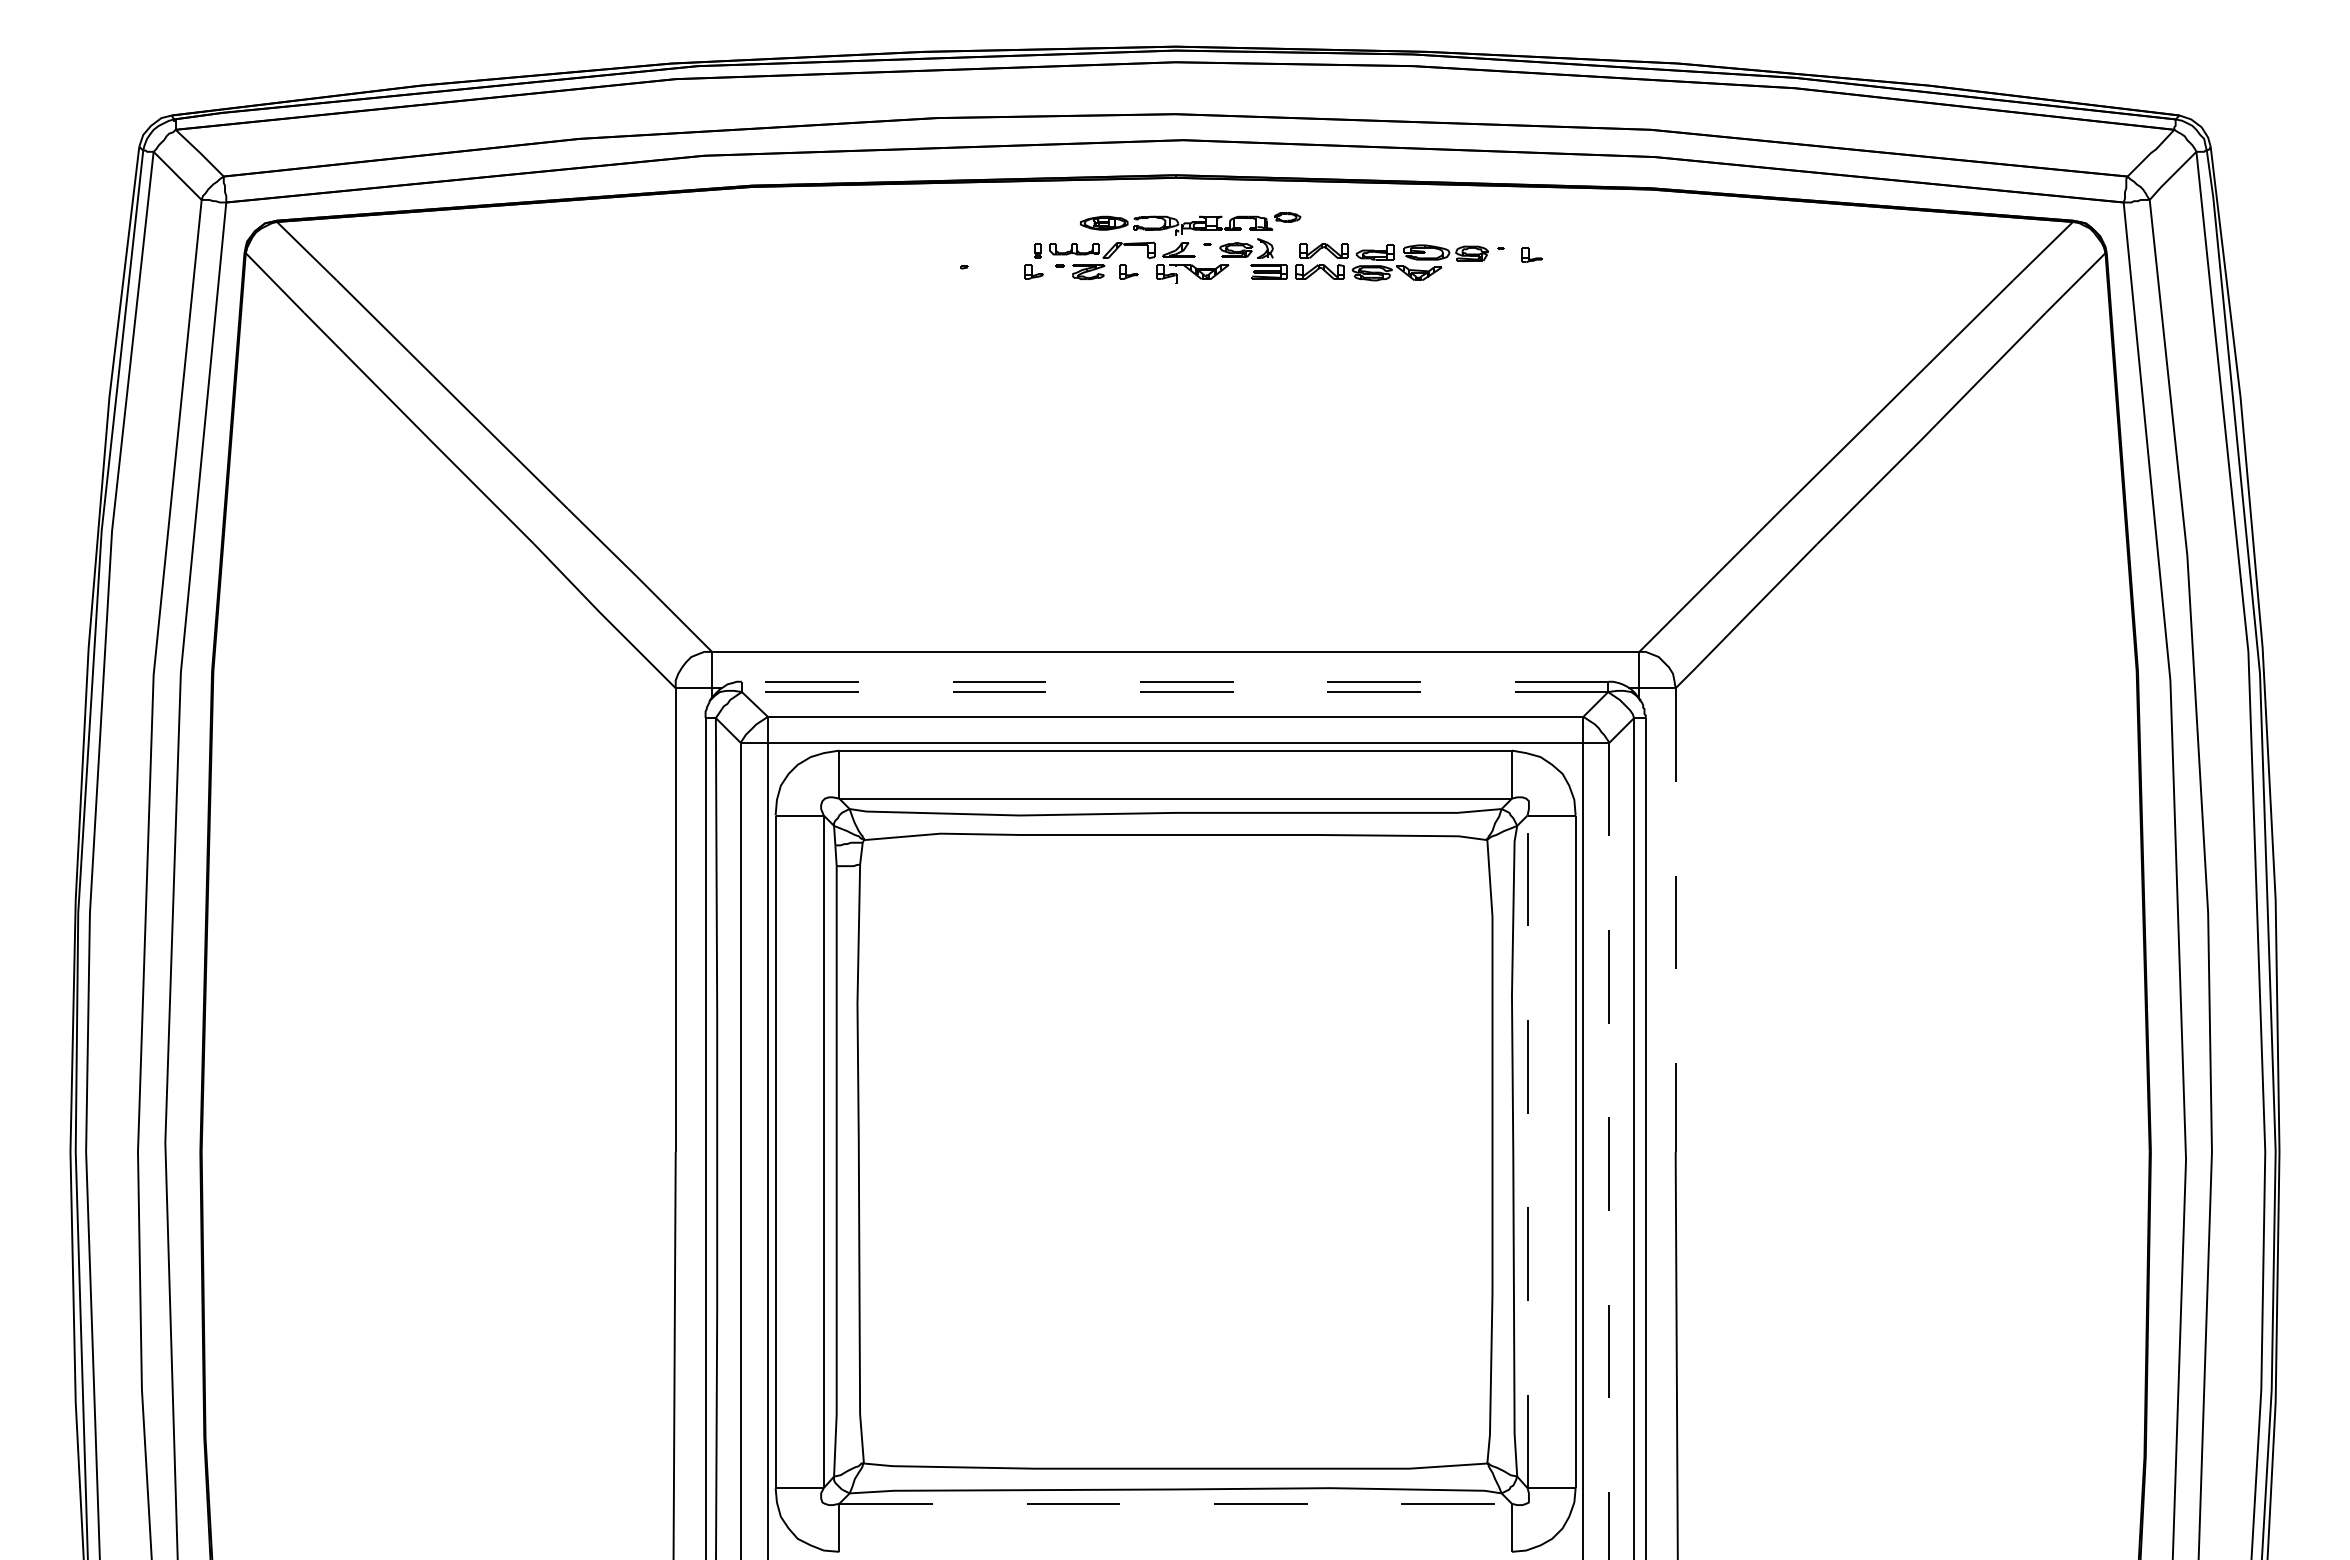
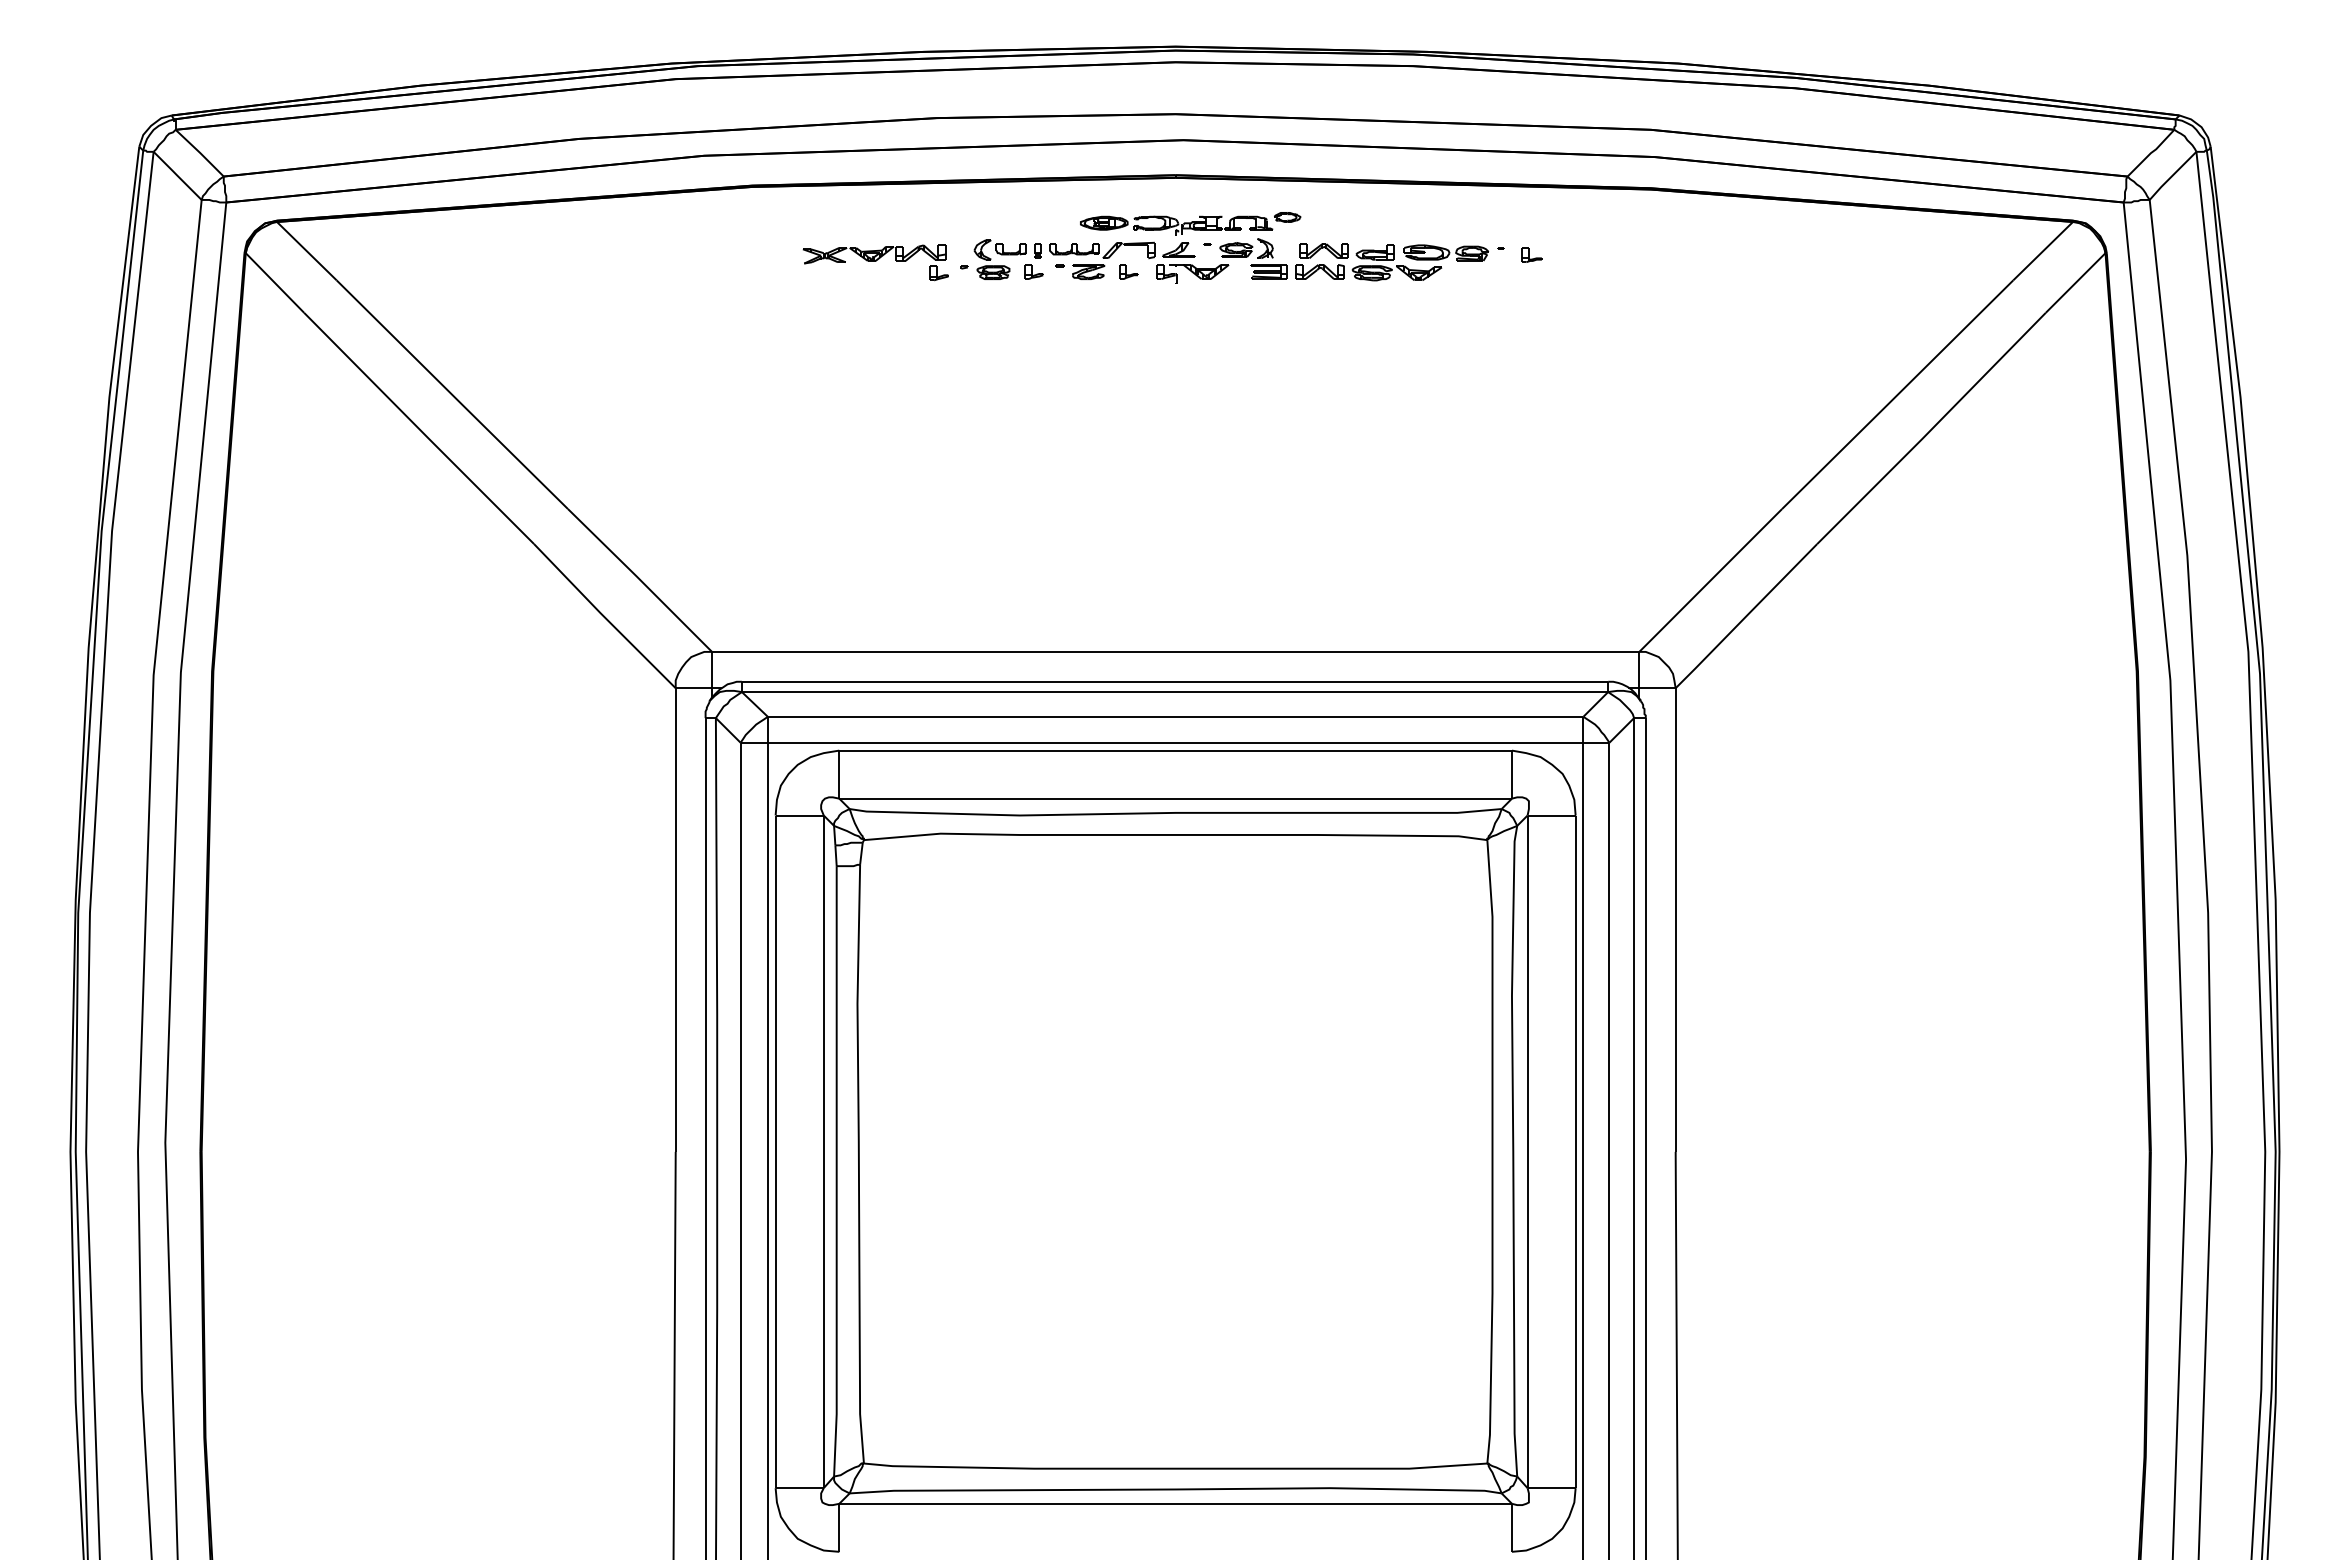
part: none -> present (999, 259)
part: none -> present (875, 262)
line: dashed -> solid (1174, 681)
line: dashed -> solid (1174, 692)
line: dashed -> solid (1675, 919)
line: dashed -> solid (1527, 1151)
line: dashed -> solid (1609, 1151)
line: dashed -> solid (1176, 1503)
